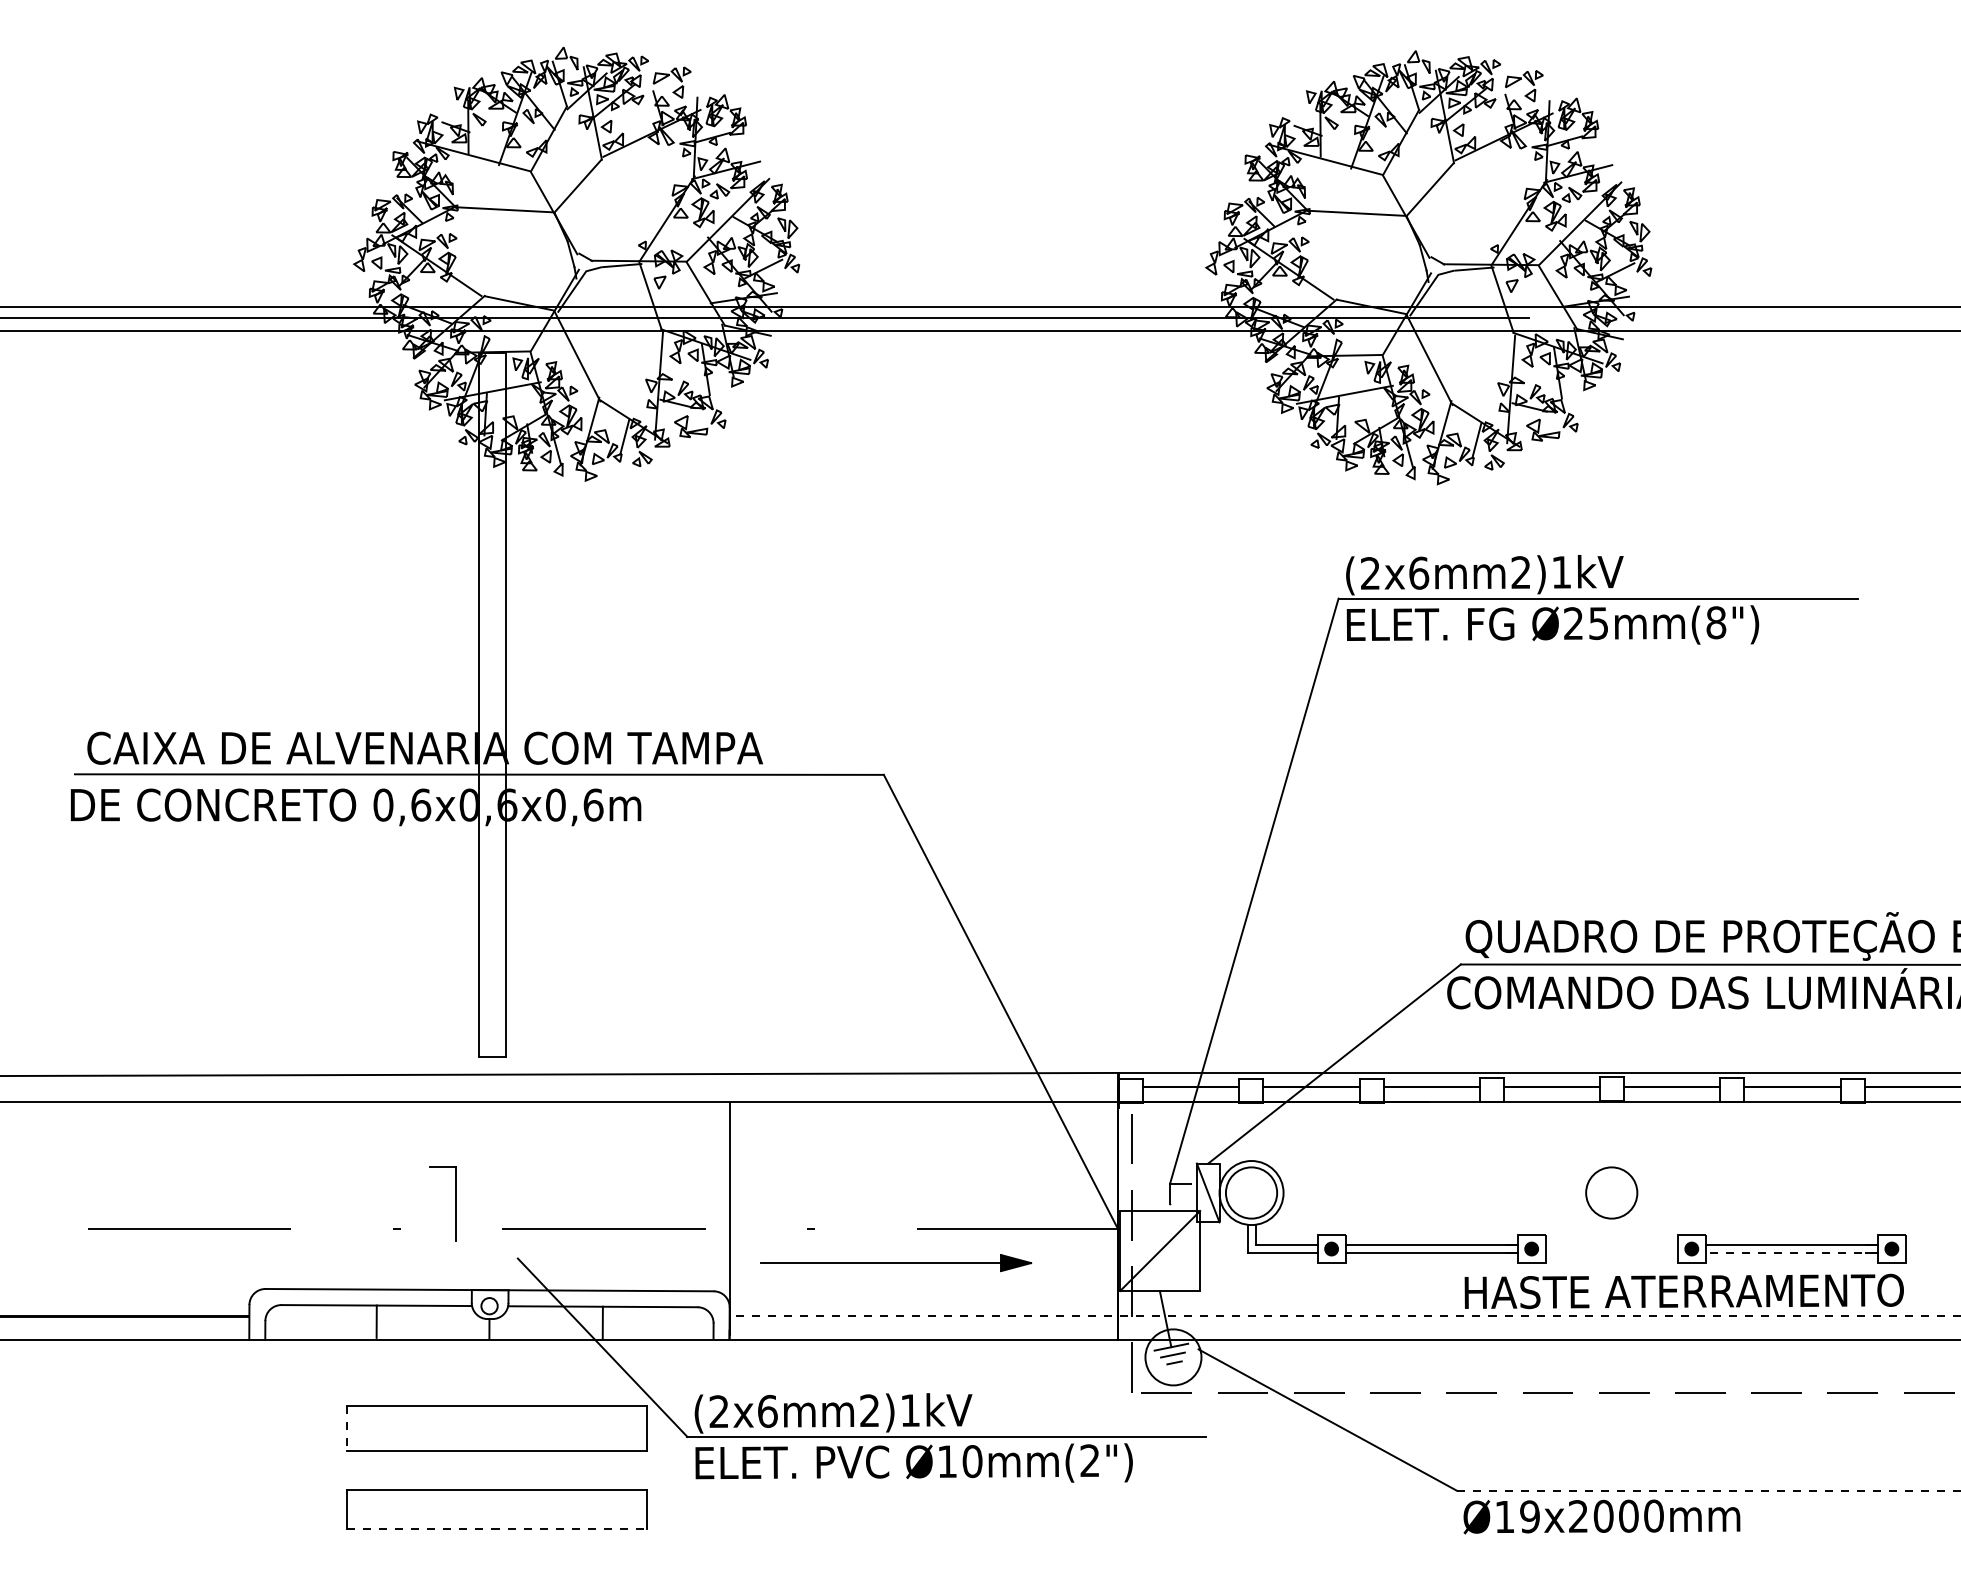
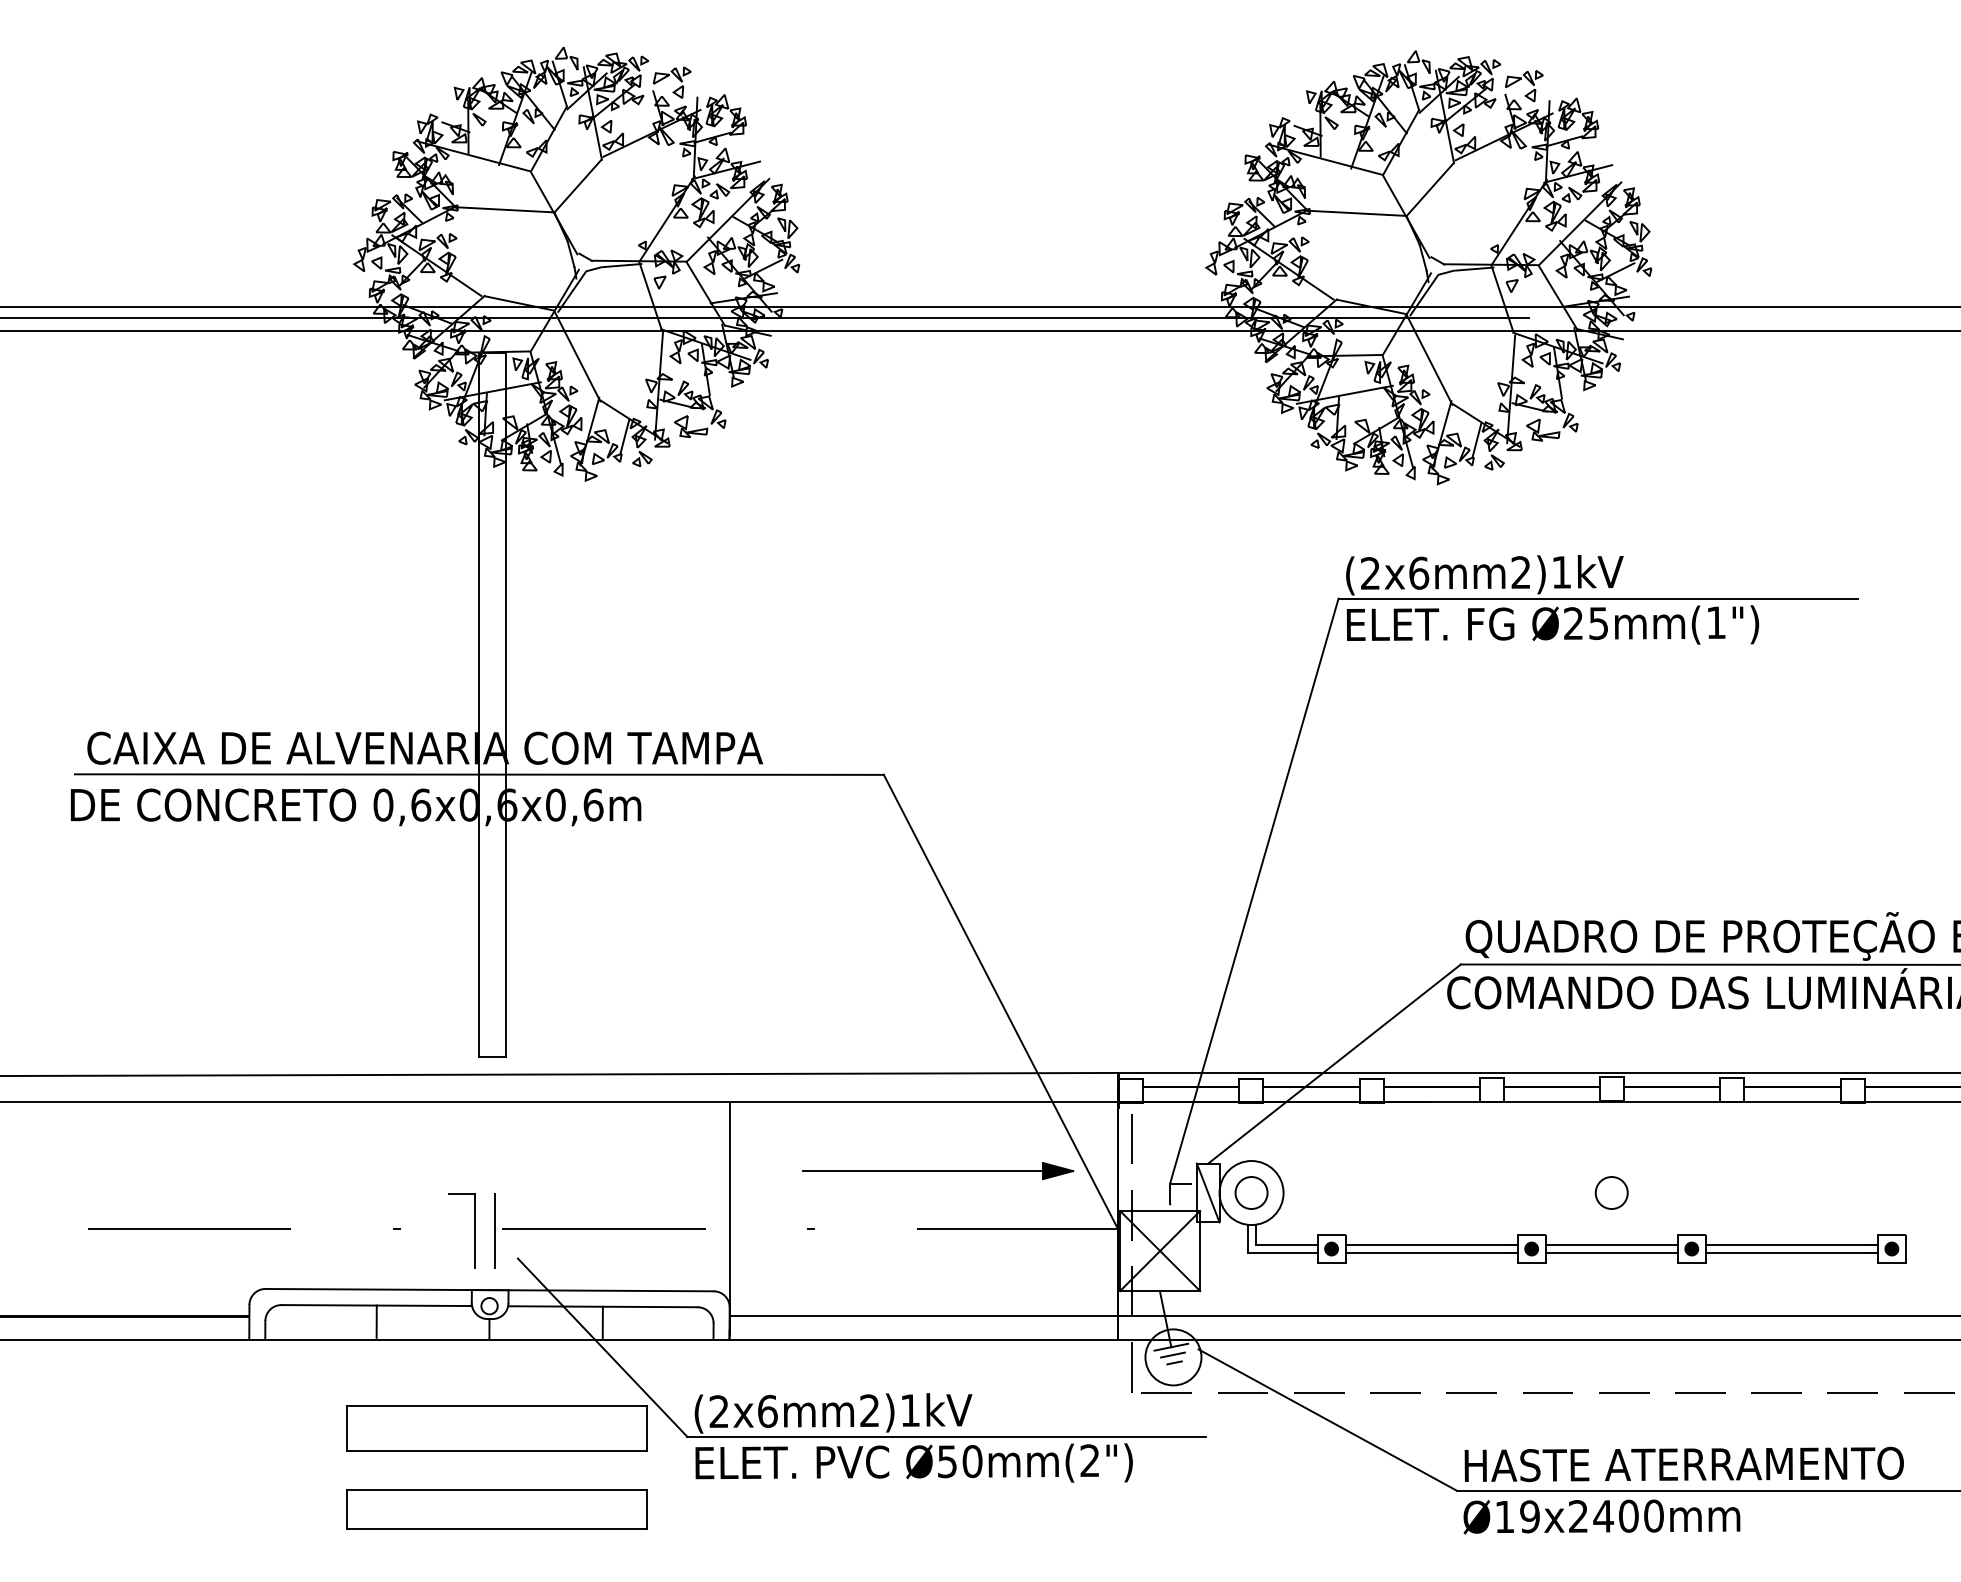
text: Ø25mm(8") -> Ø25mm(1") (1716, 622)
circle diameter: 51 px -> 32 px (1251, 1193)
circle diameter: 51 px -> 32 px (1611, 1193)
part position: (455, 1203) -> (474, 1230) (474, 1230)
line: none -> present (495, 1230)
line: none -> present (1611, 1245)
line: none -> present (1160, 1251)
line: none -> present (1611, 1253)
line: dashed -> solid (1791, 1253)
part position: (896, 1263) -> (938, 1171) (938, 1171)
text position: (1683, 1291) -> (1683, 1464) (1683, 1464)
line: dashed -> solid (1345, 1316)
line: dashed -> solid (347, 1429)
text: Ø10mm(2") -> Ø50mm(2") (947, 1461)
line: dashed -> solid (1708, 1490)
text: Ø19x2000mm -> Ø19x2400mm (1603, 1515)
line: dashed -> solid (497, 1529)
